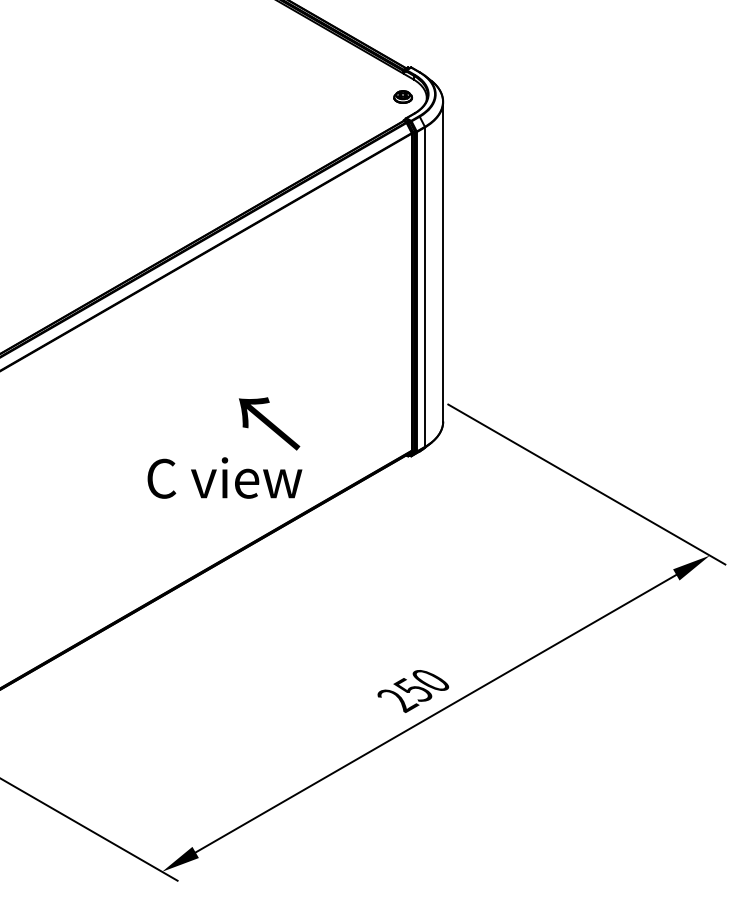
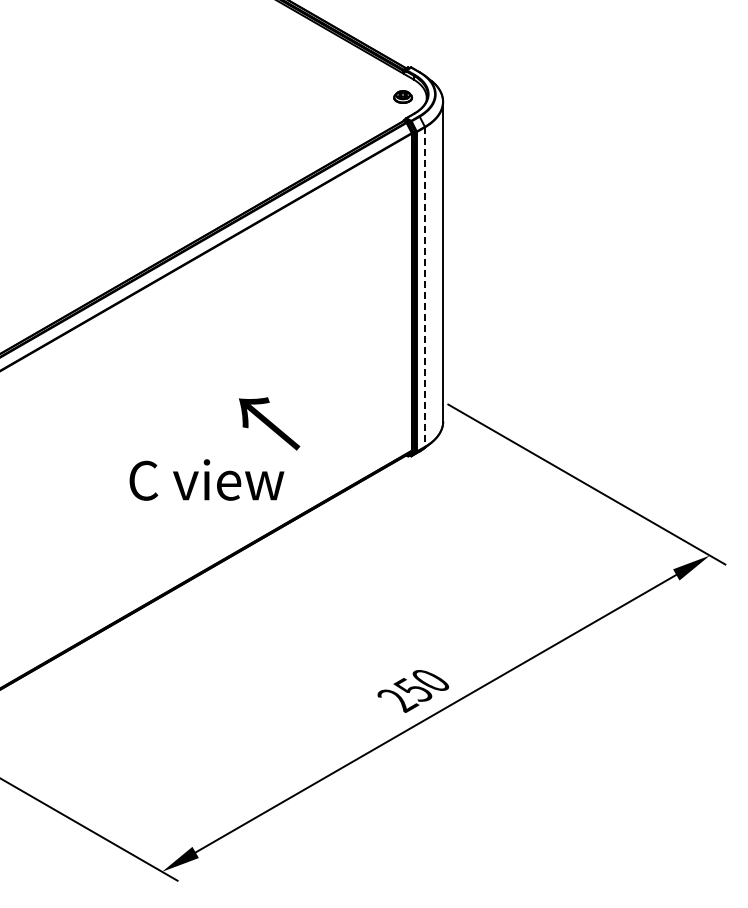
line: solid -> dashed (425, 287)
text position: (224, 477) -> (206, 479) (206, 479)
